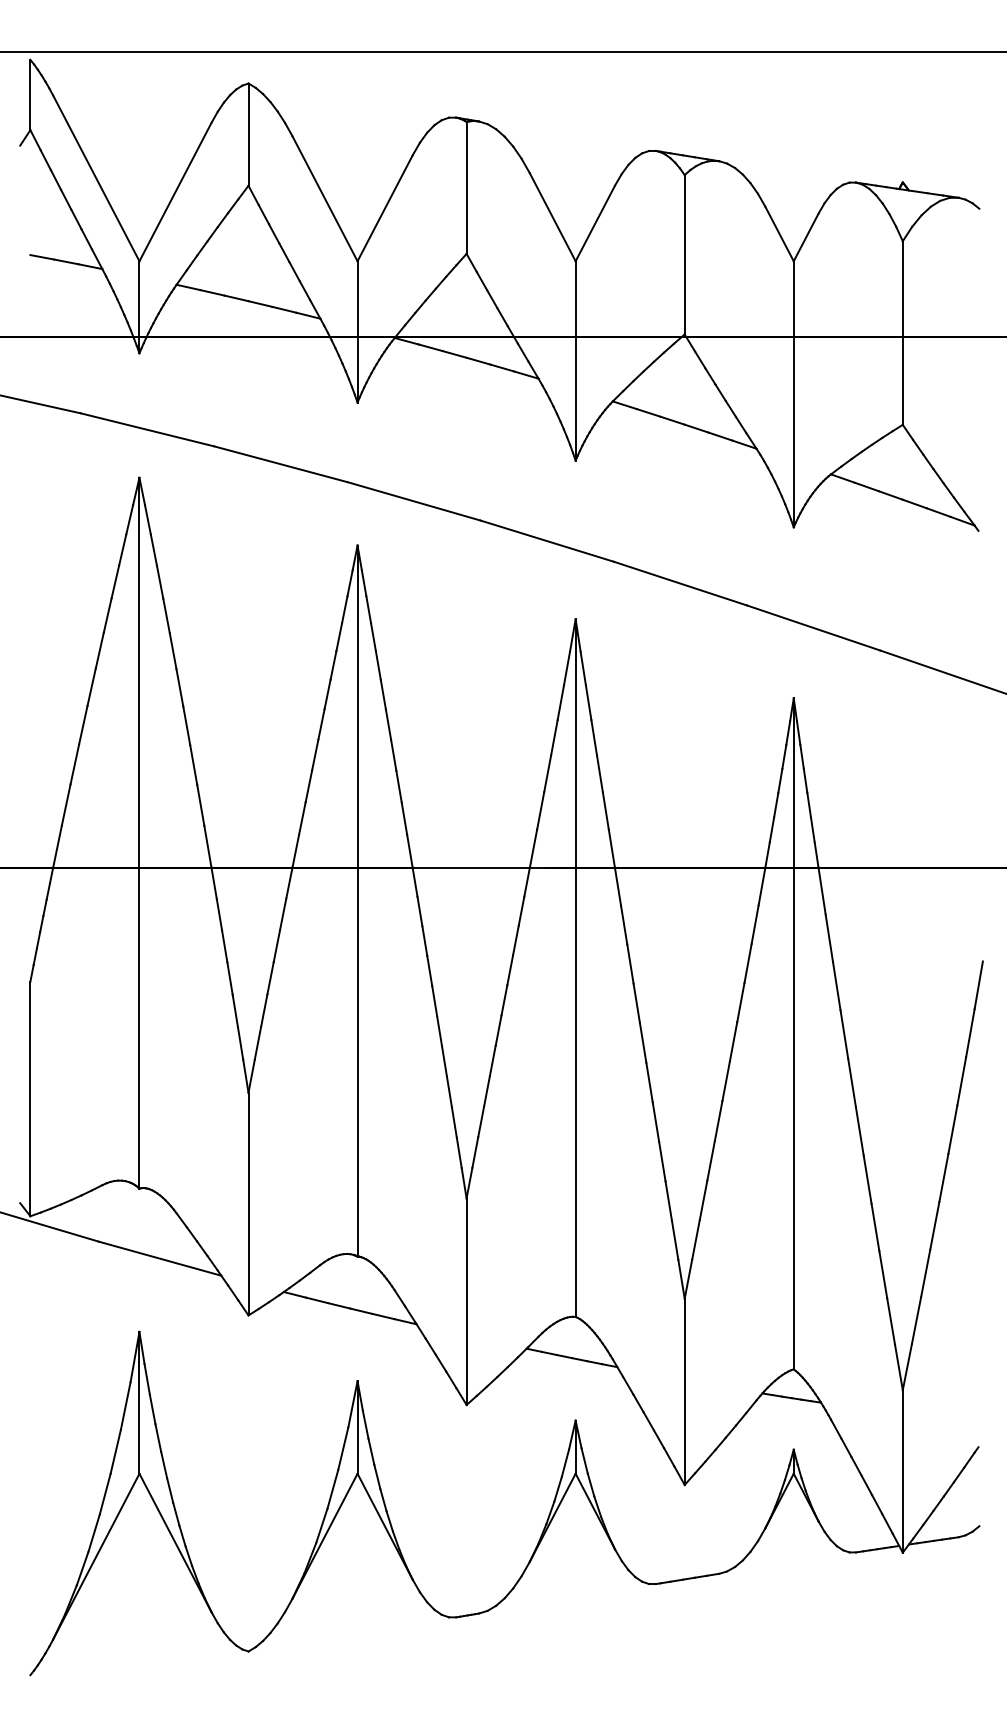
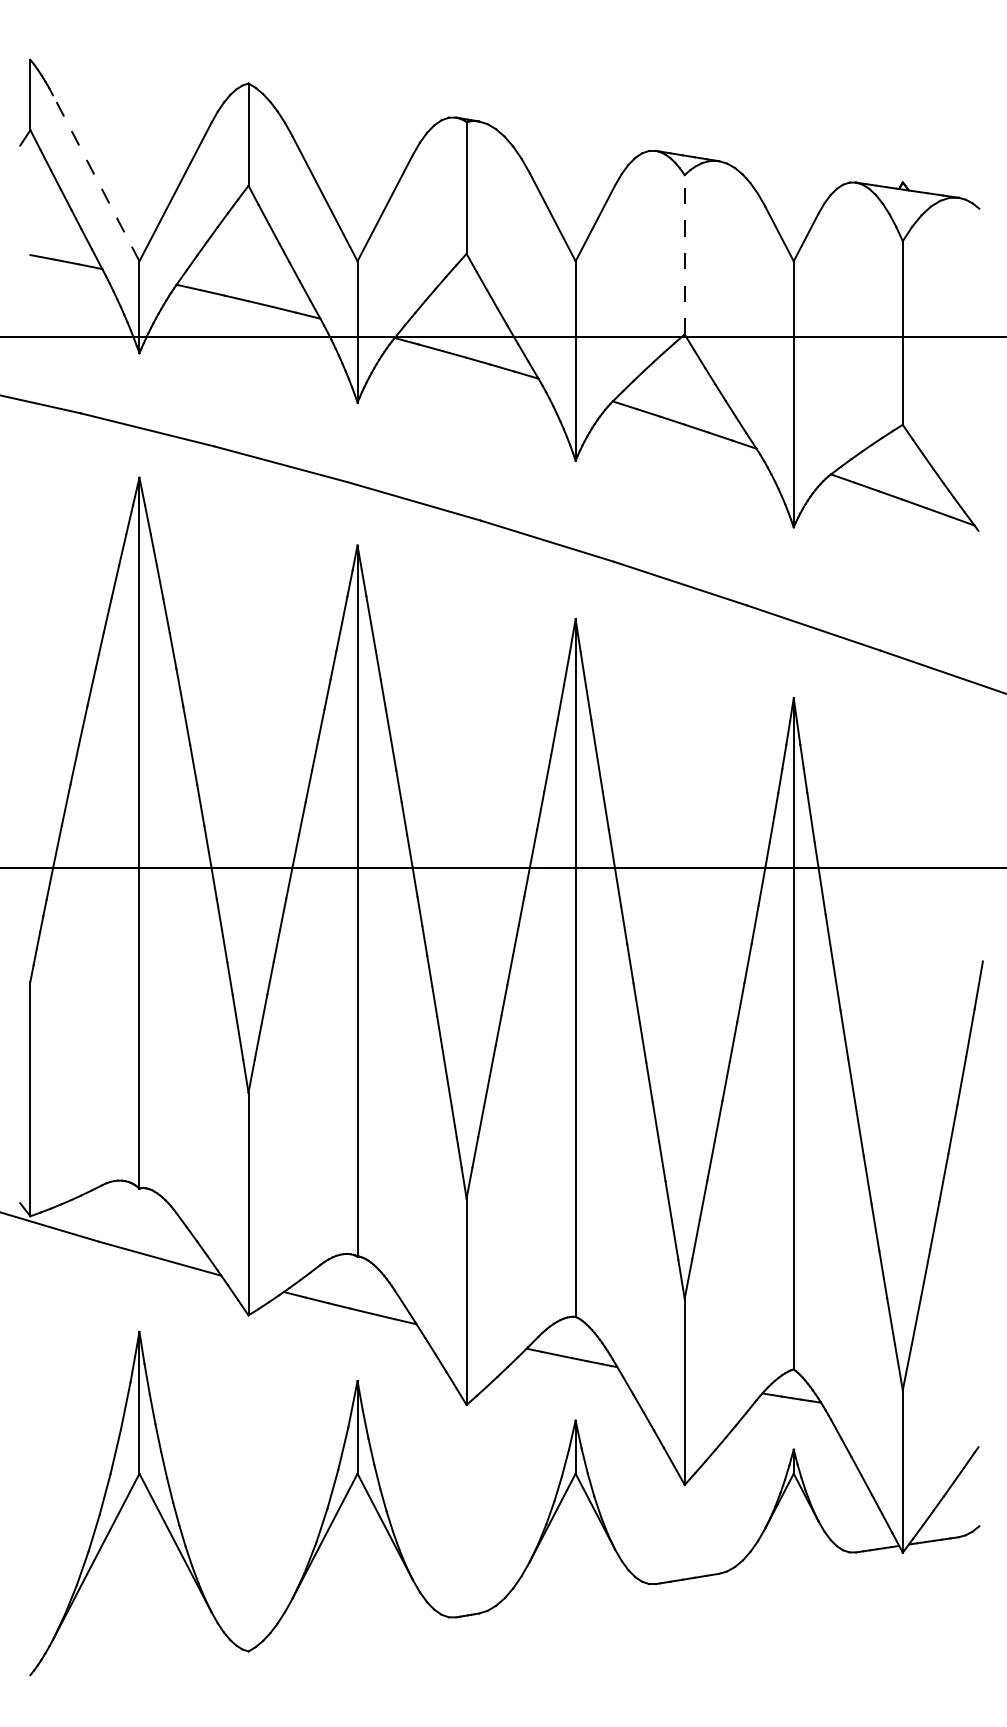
line: present -> none (502, 51)
line: solid -> dashed (96, 178)
line: solid -> dashed (684, 254)
